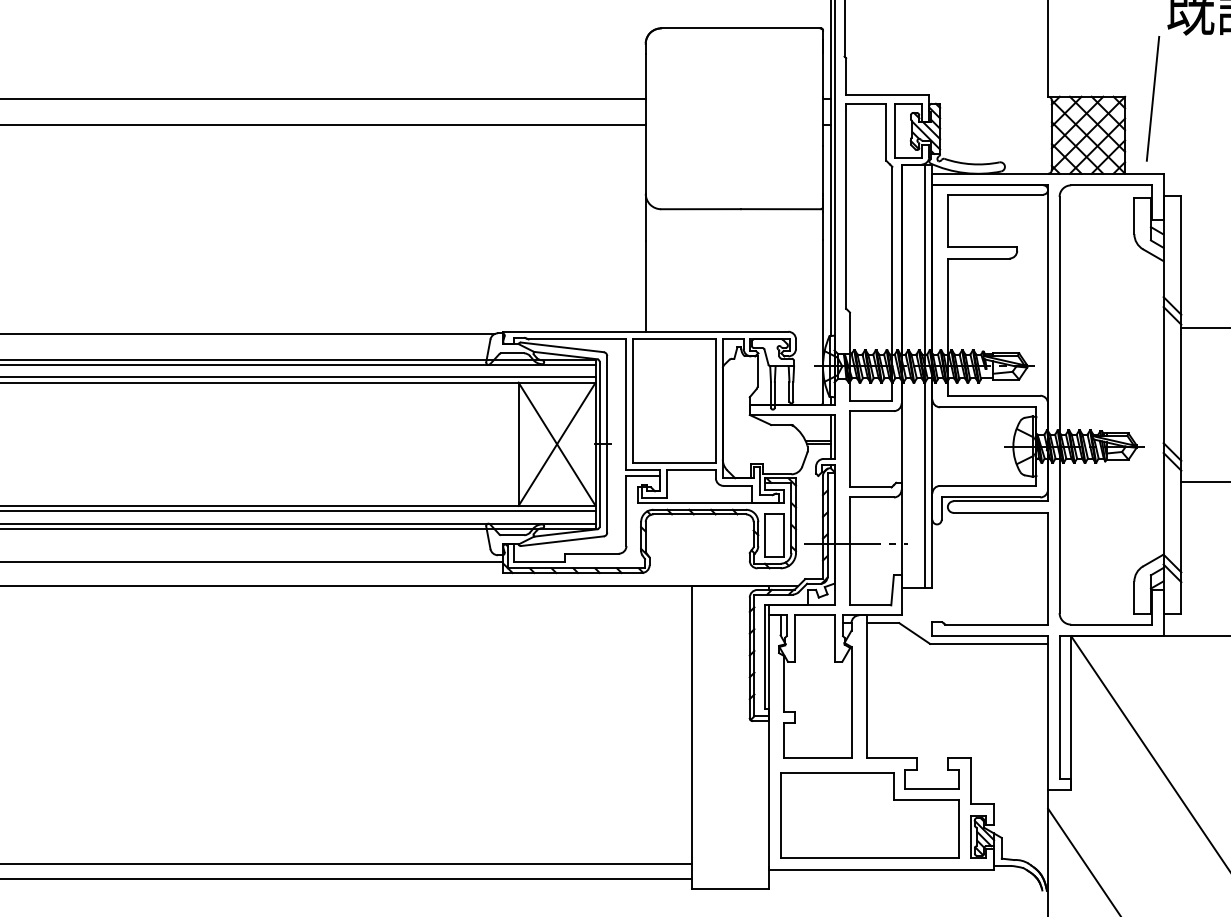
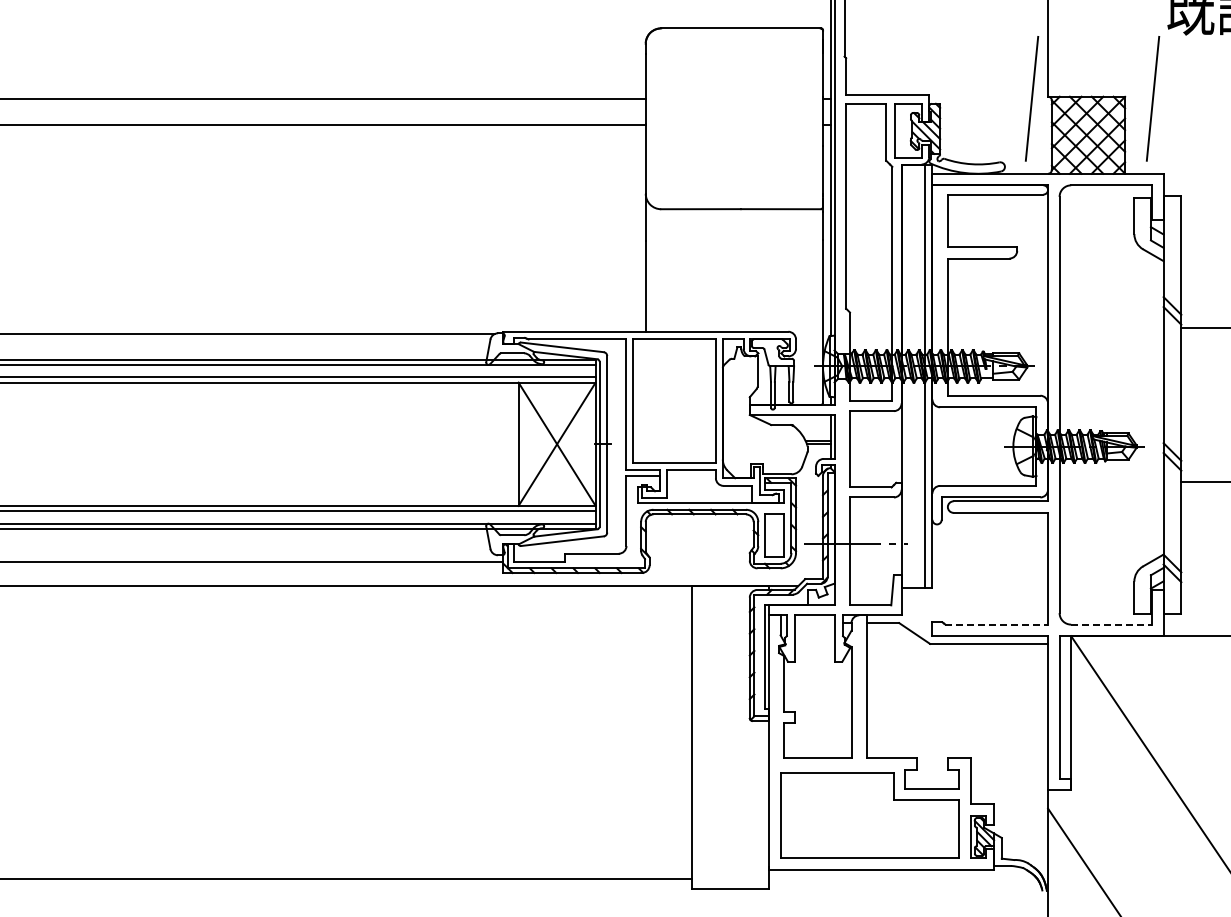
line: none -> present (1032, 98)
line: solid -> dashed (997, 624)
line: solid -> dashed (1112, 624)
line: present -> none (347, 863)
